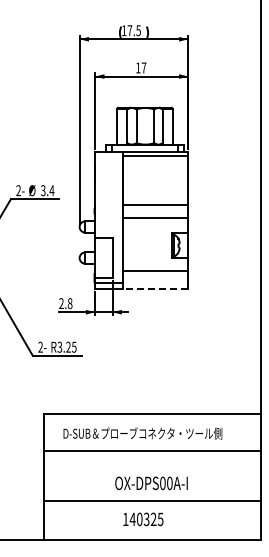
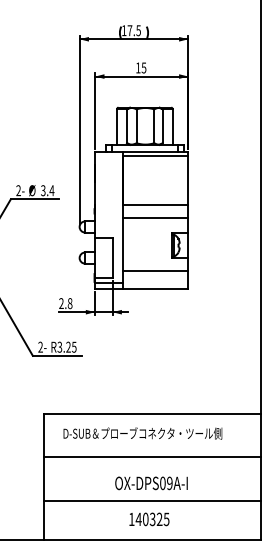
text: 17 -> 15 (143, 67)
line: dashed -> solid (155, 289)
line position: (152, 451) -> (152, 457) (152, 457)
text: OX-DPS00A-I -> OX-DPS09A-I (169, 483)
text position: (143, 519) -> (149, 519) (149, 519)
